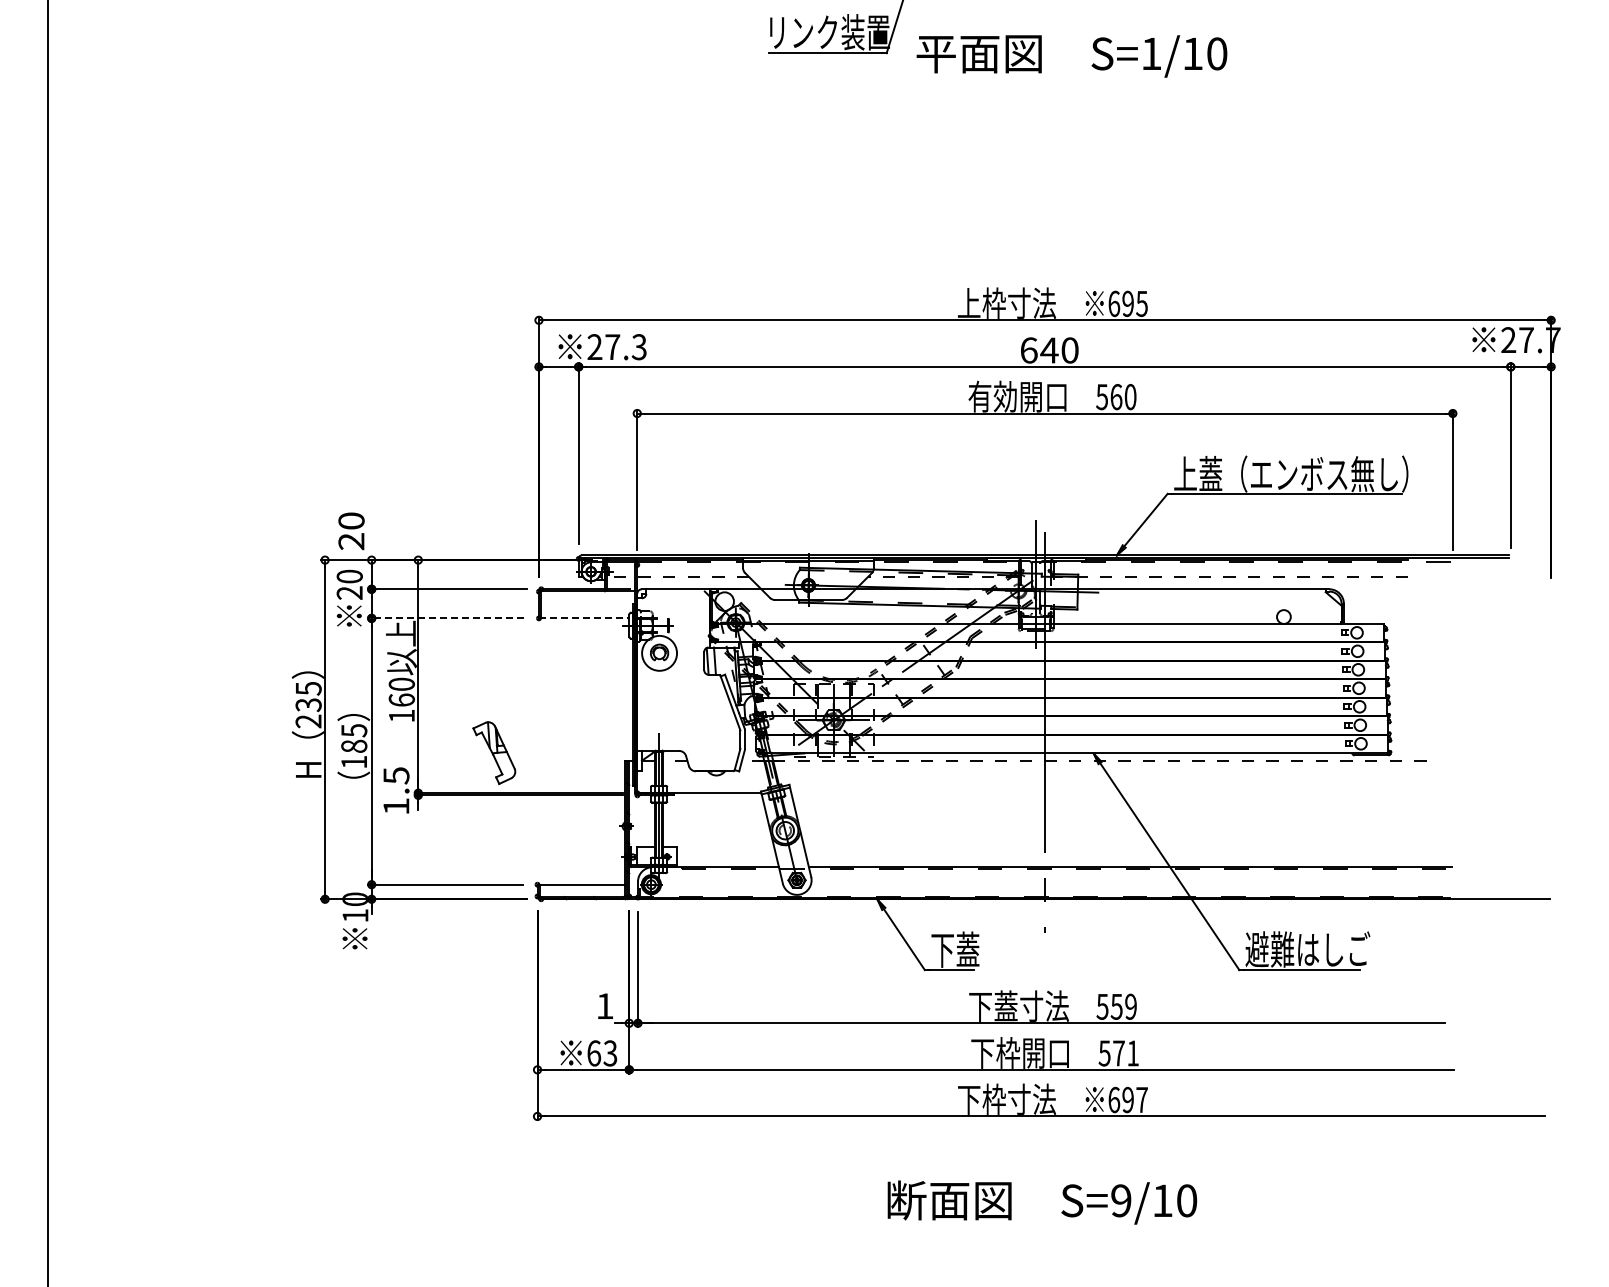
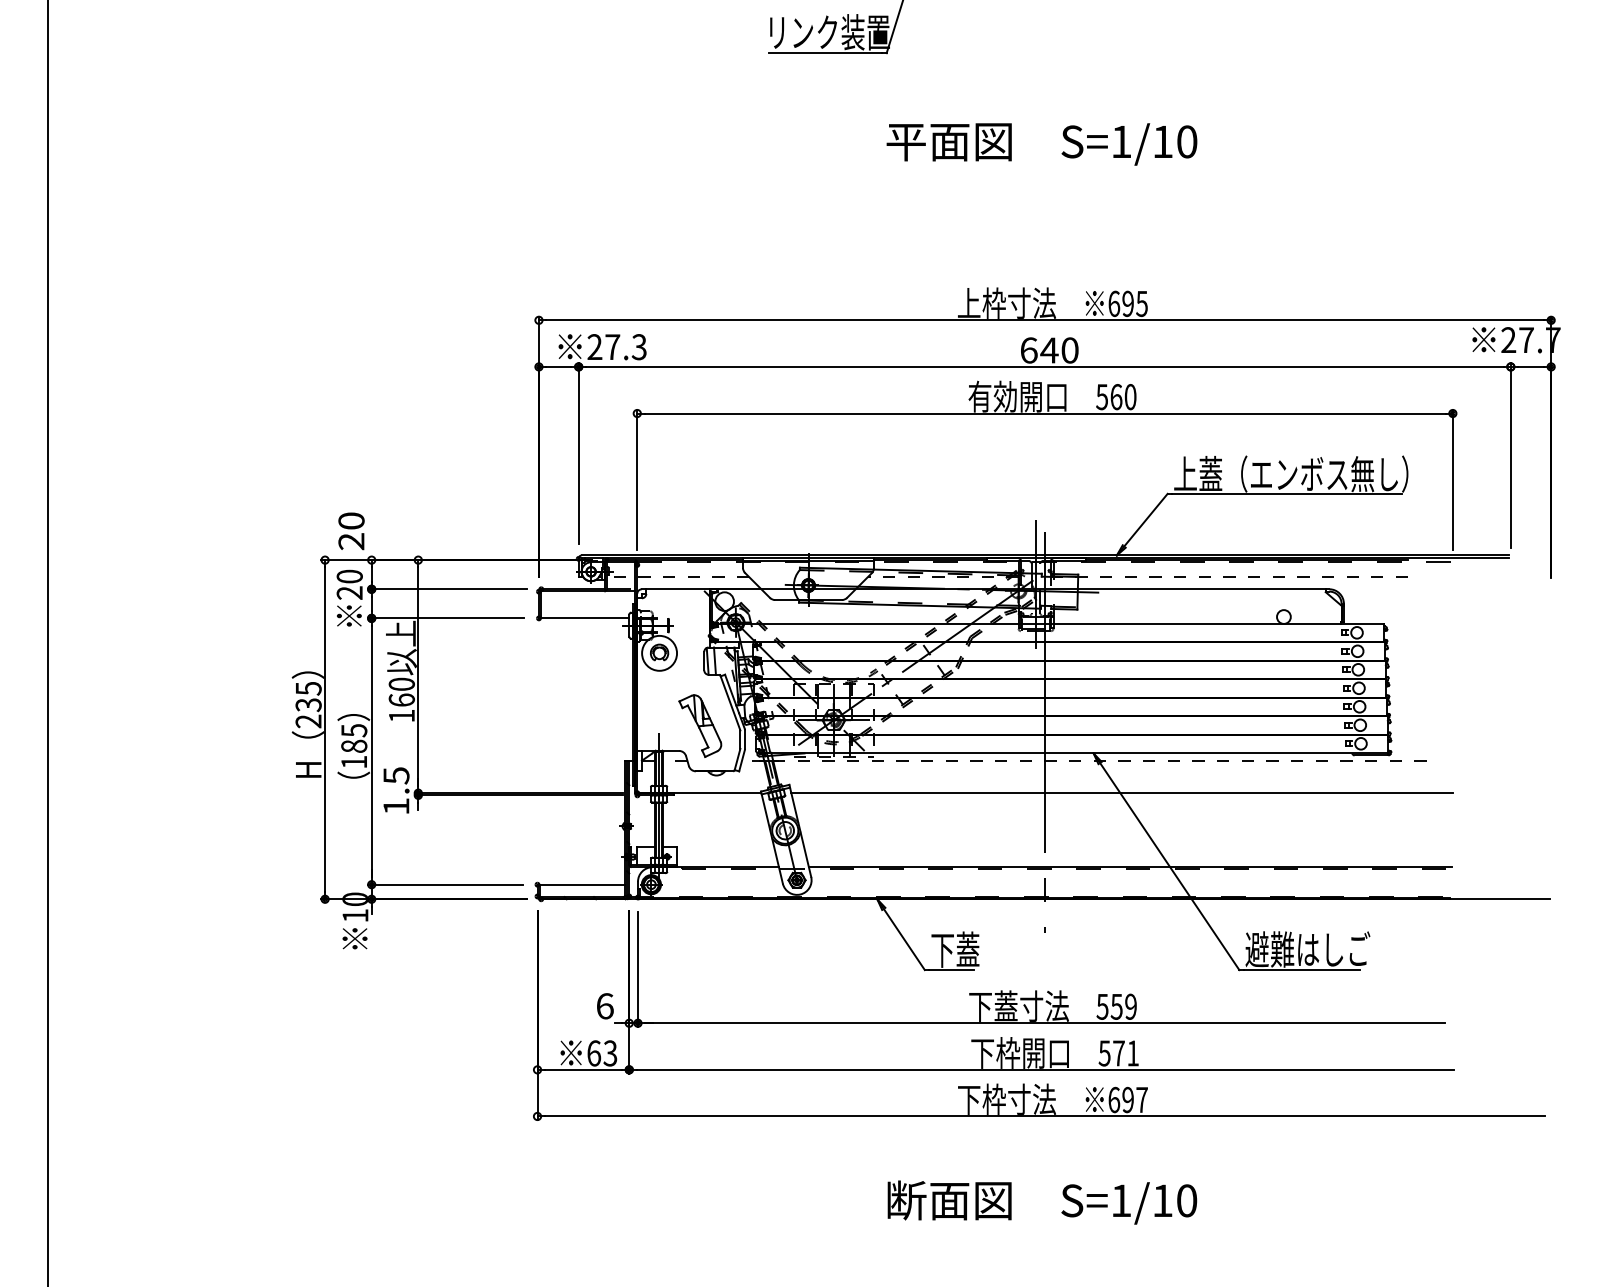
text position: (1071, 56) -> (1041, 144) (1041, 144)
line: dashed -> solid (445, 618)
line: dashed -> solid (584, 618)
part position: (494, 752) -> (700, 725) (700, 725)
line: none -> present (1121, 793)
text: 1 -> 6 (605, 1006)
text: S=9/10 -> S=1/10 (1121, 1200)
